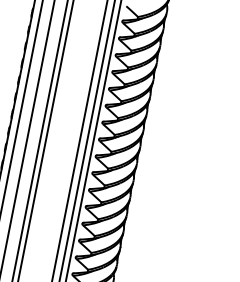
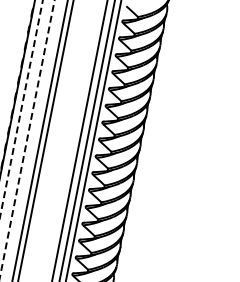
line: solid -> dashed (21, 109)
line: solid -> dashed (27, 138)
